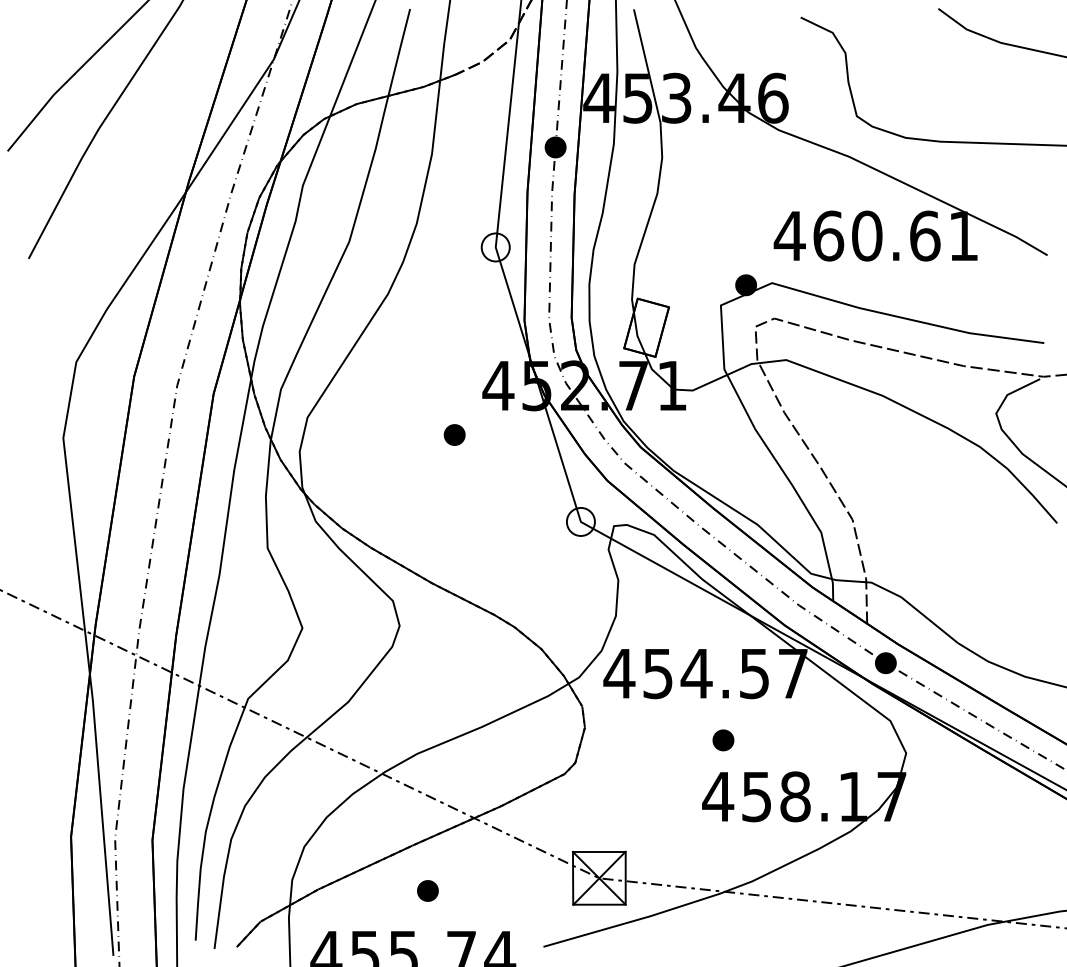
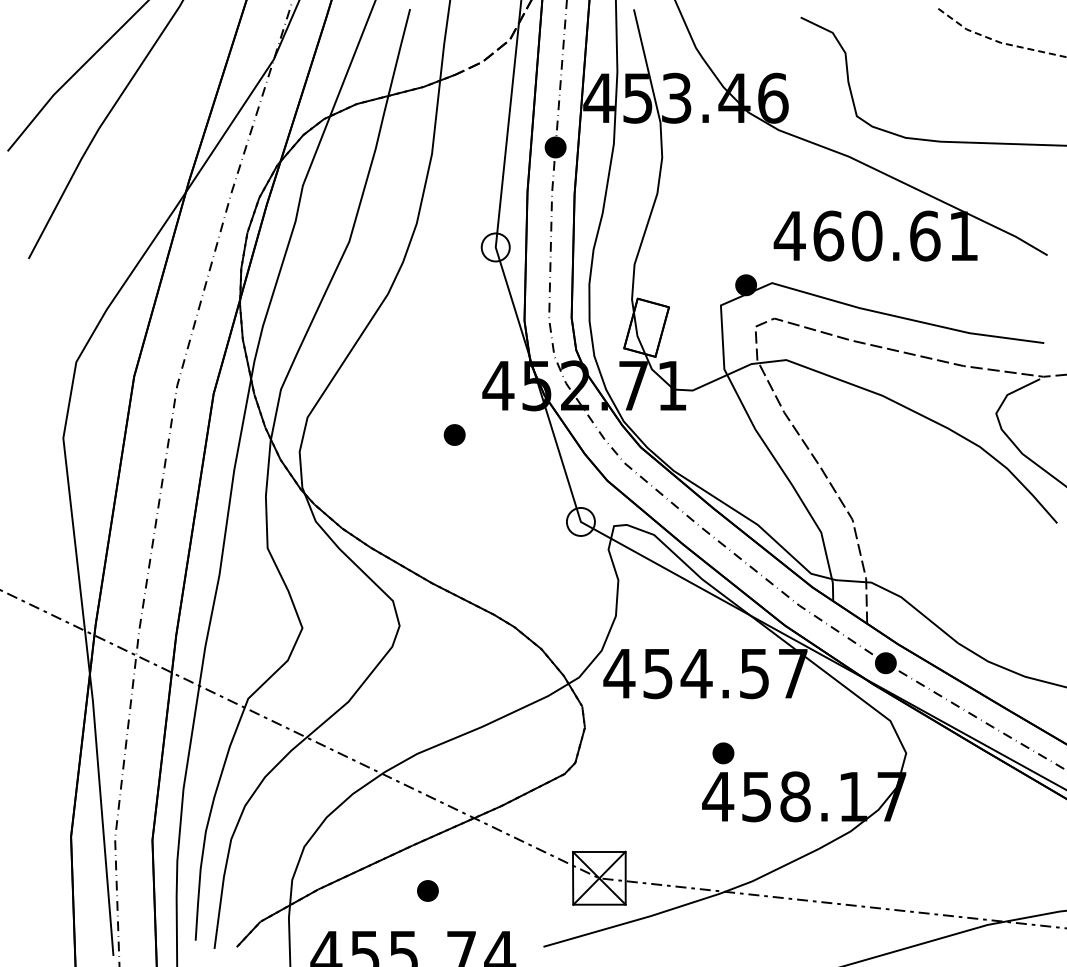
line: solid -> dashed (998, 41)
part position: (723, 740) -> (723, 753) (723, 753)
